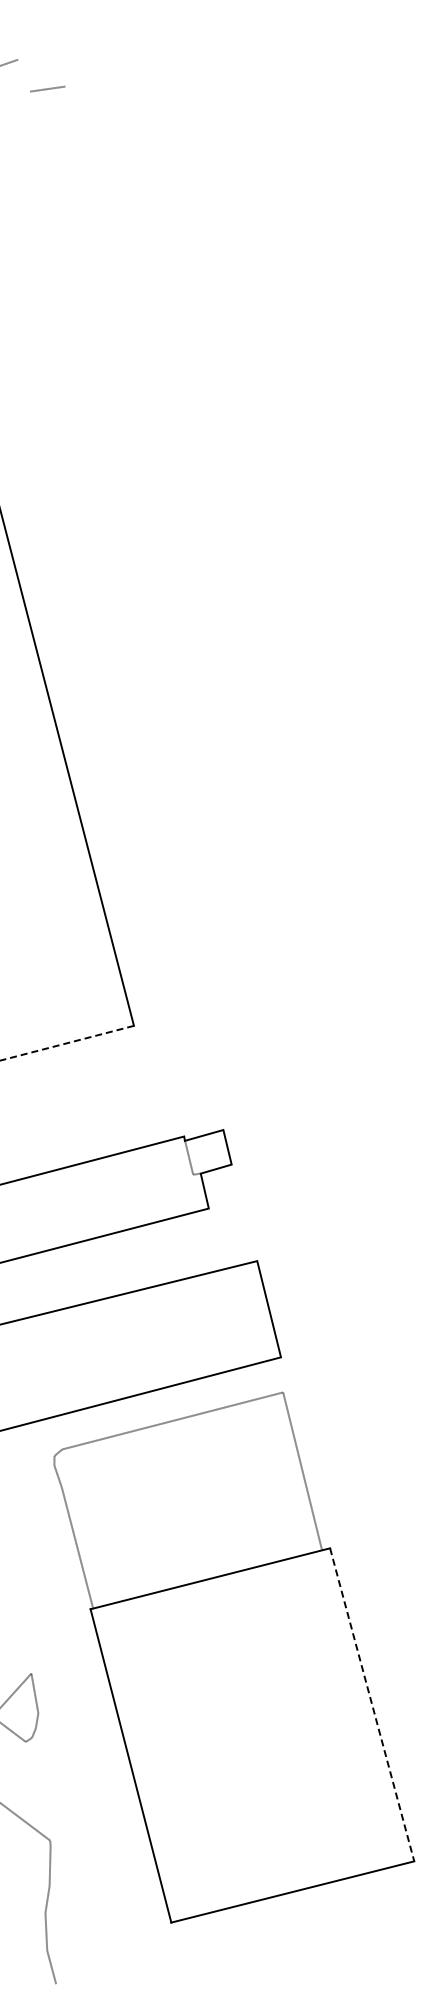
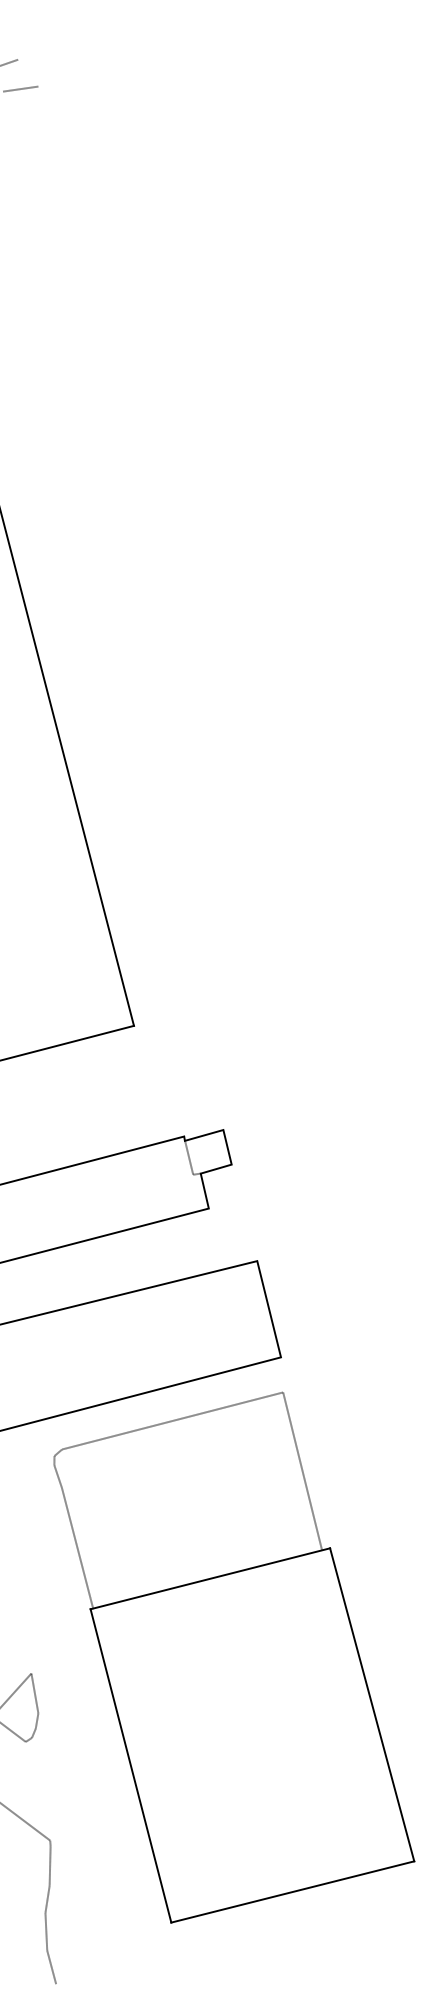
line position: (47, 88) -> (20, 88) (20, 88)
line: dashed -> solid (67, 1043)
line: dashed -> solid (372, 1705)
